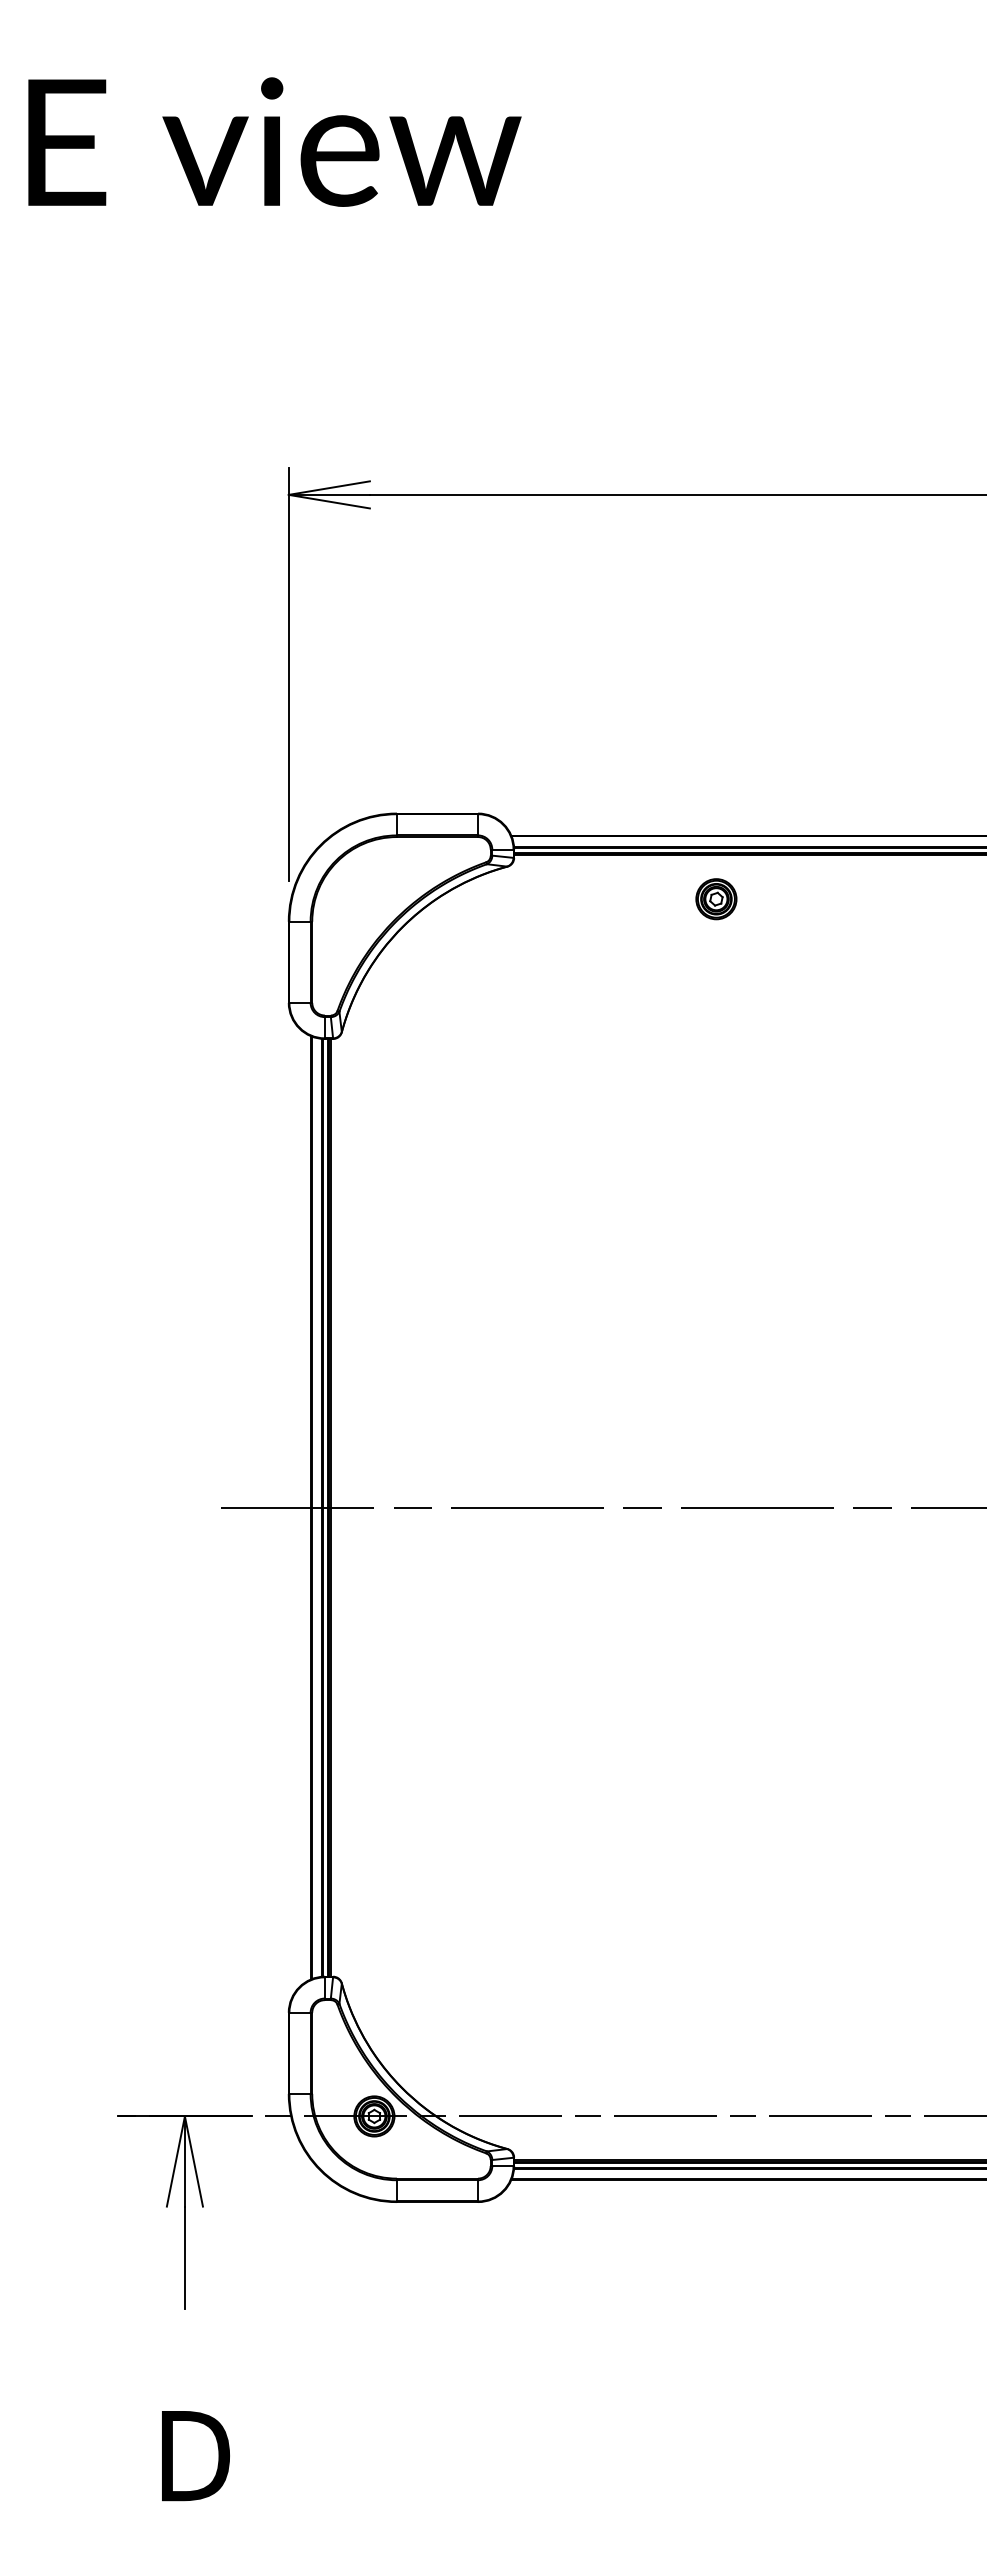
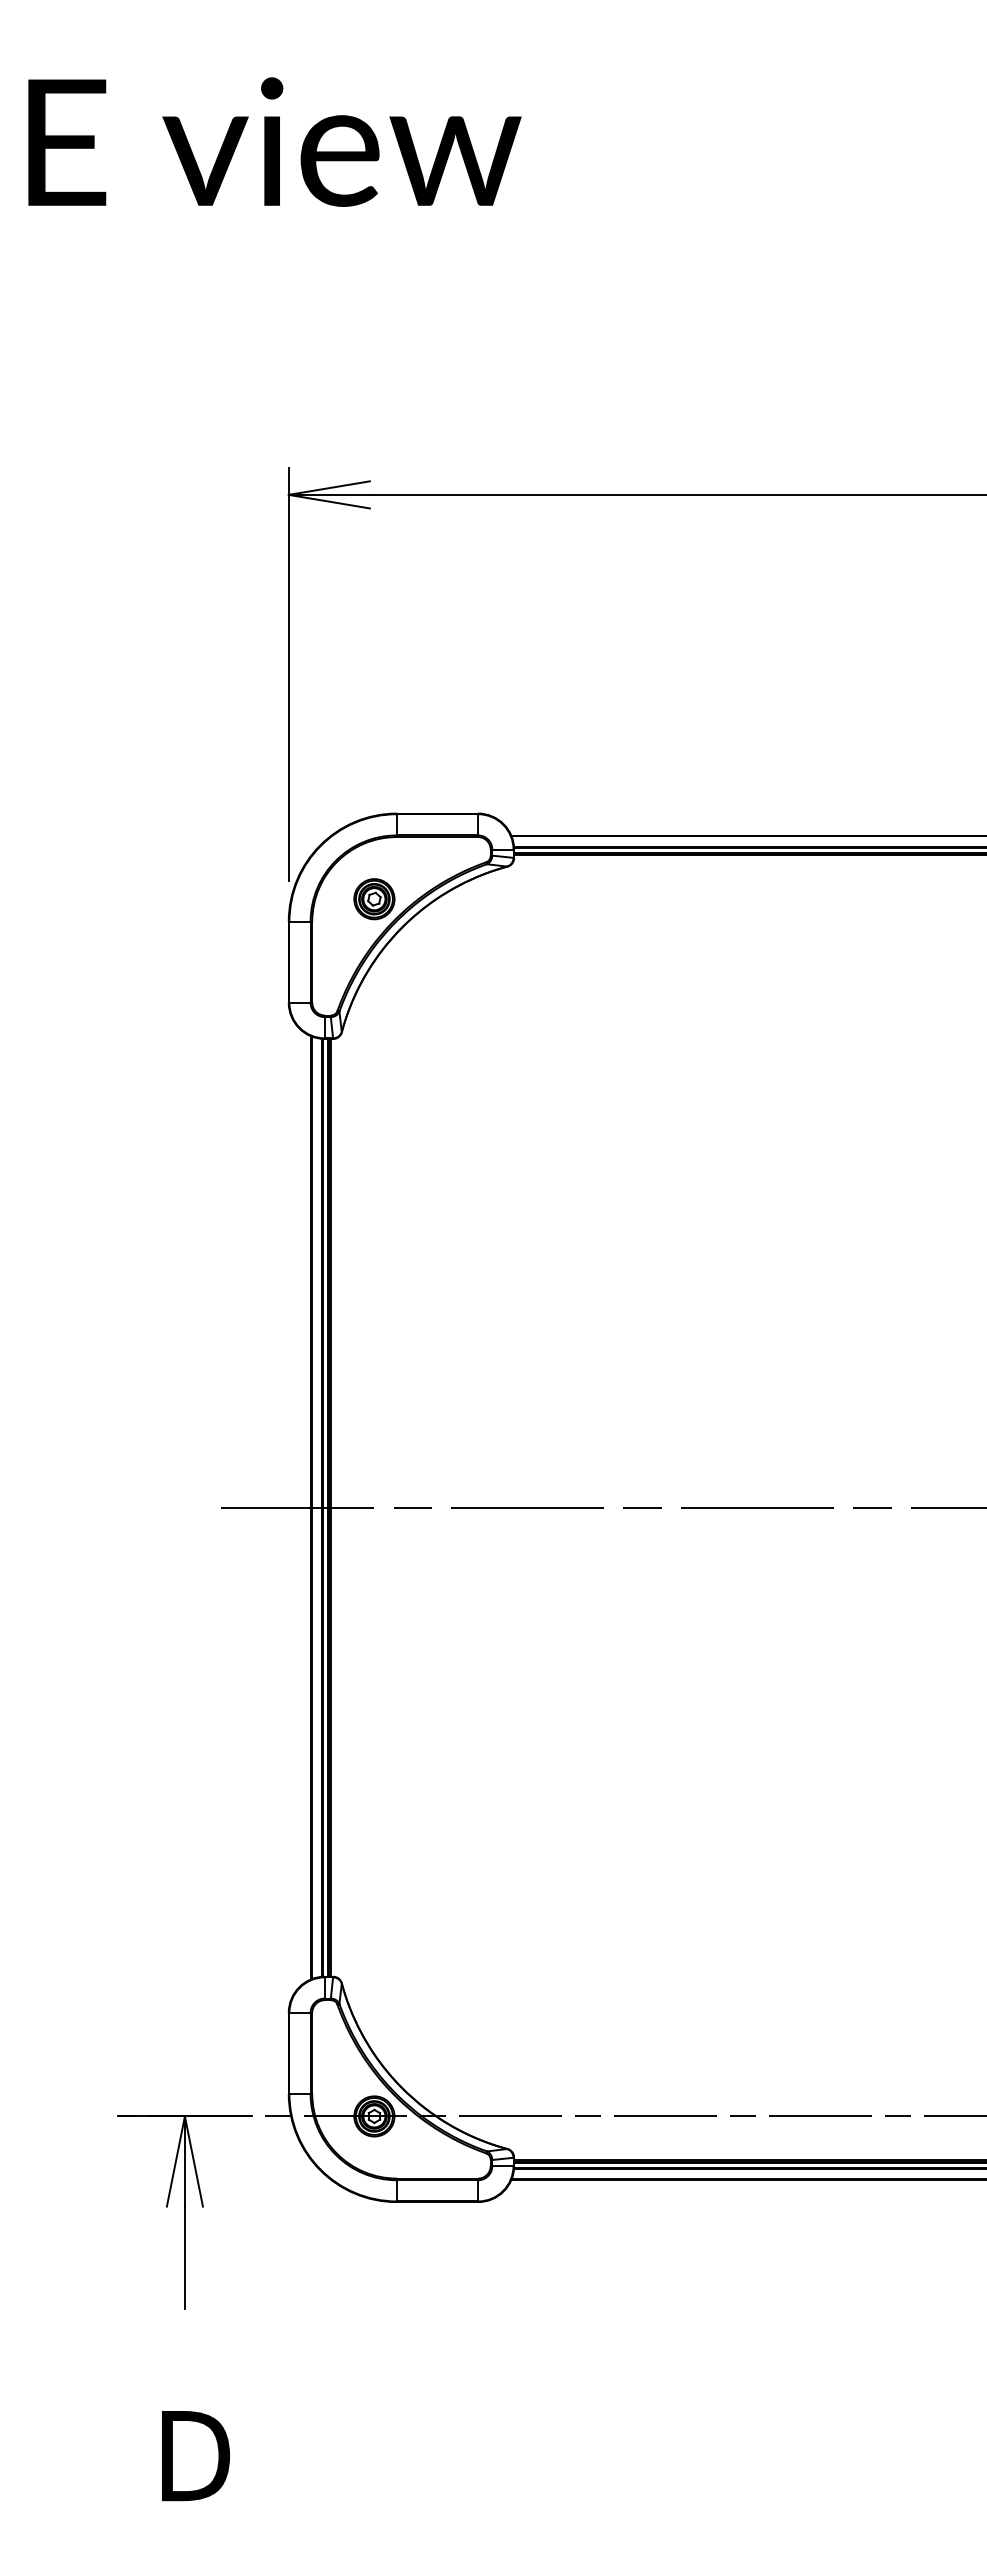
part position: (716, 899) -> (374, 899) (374, 899)
